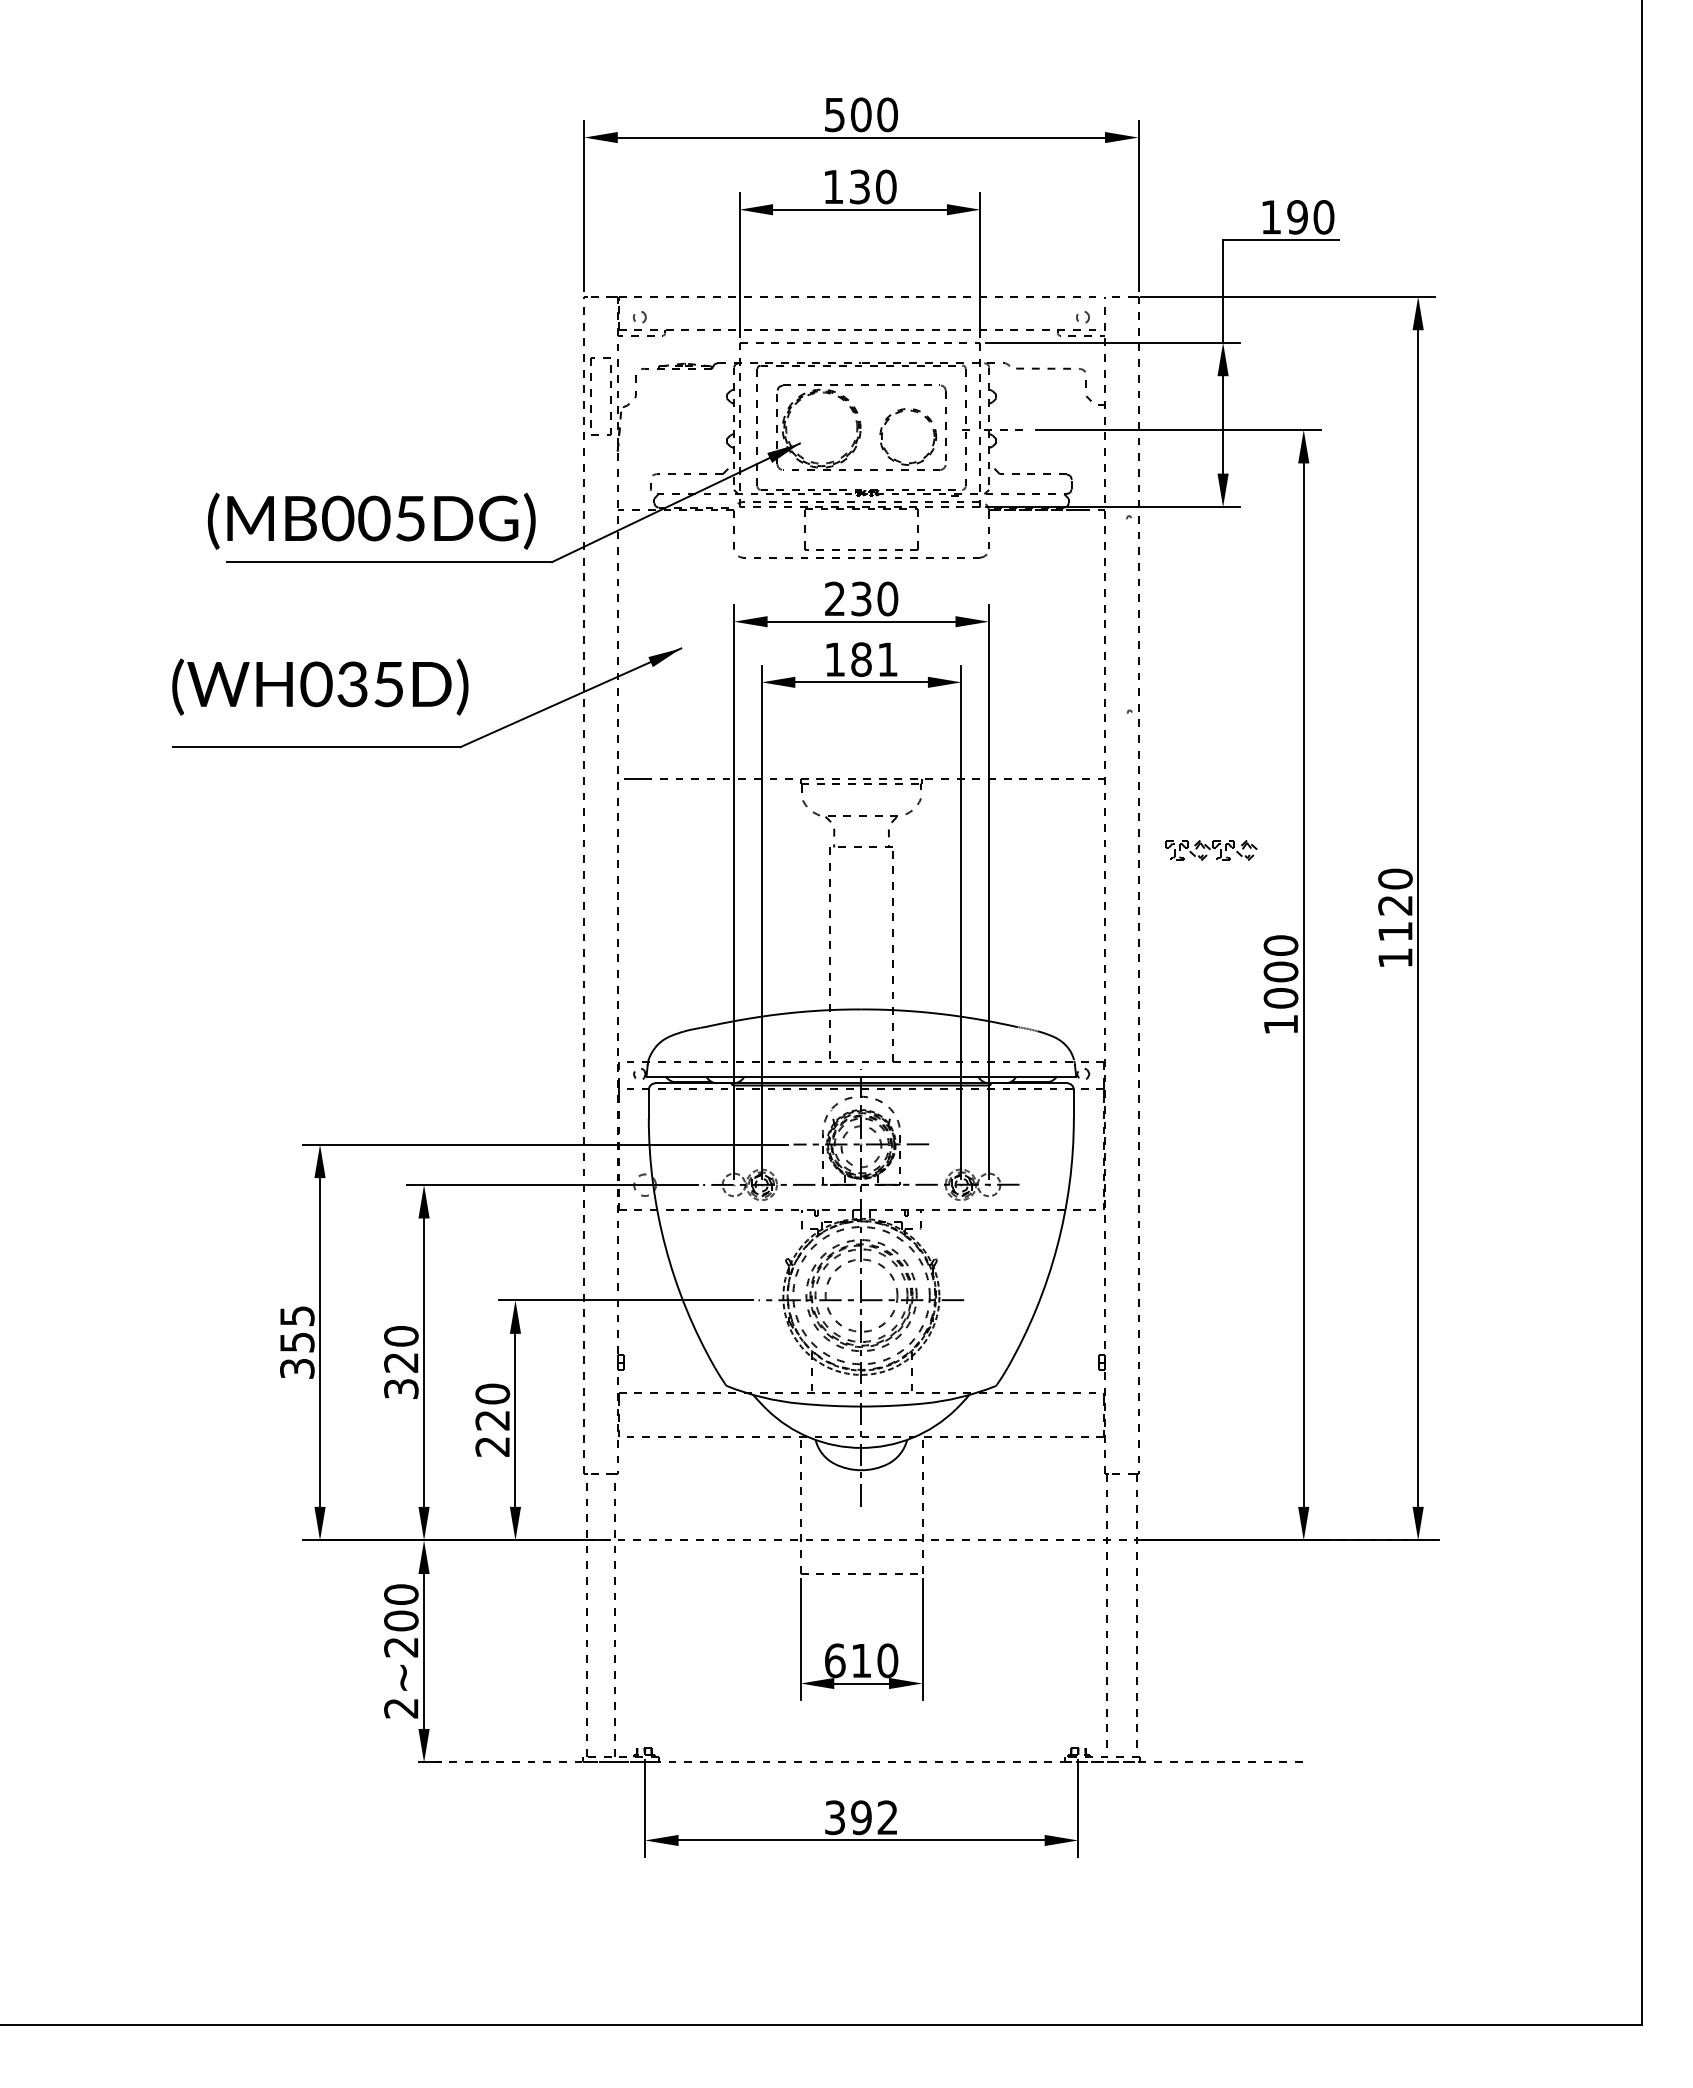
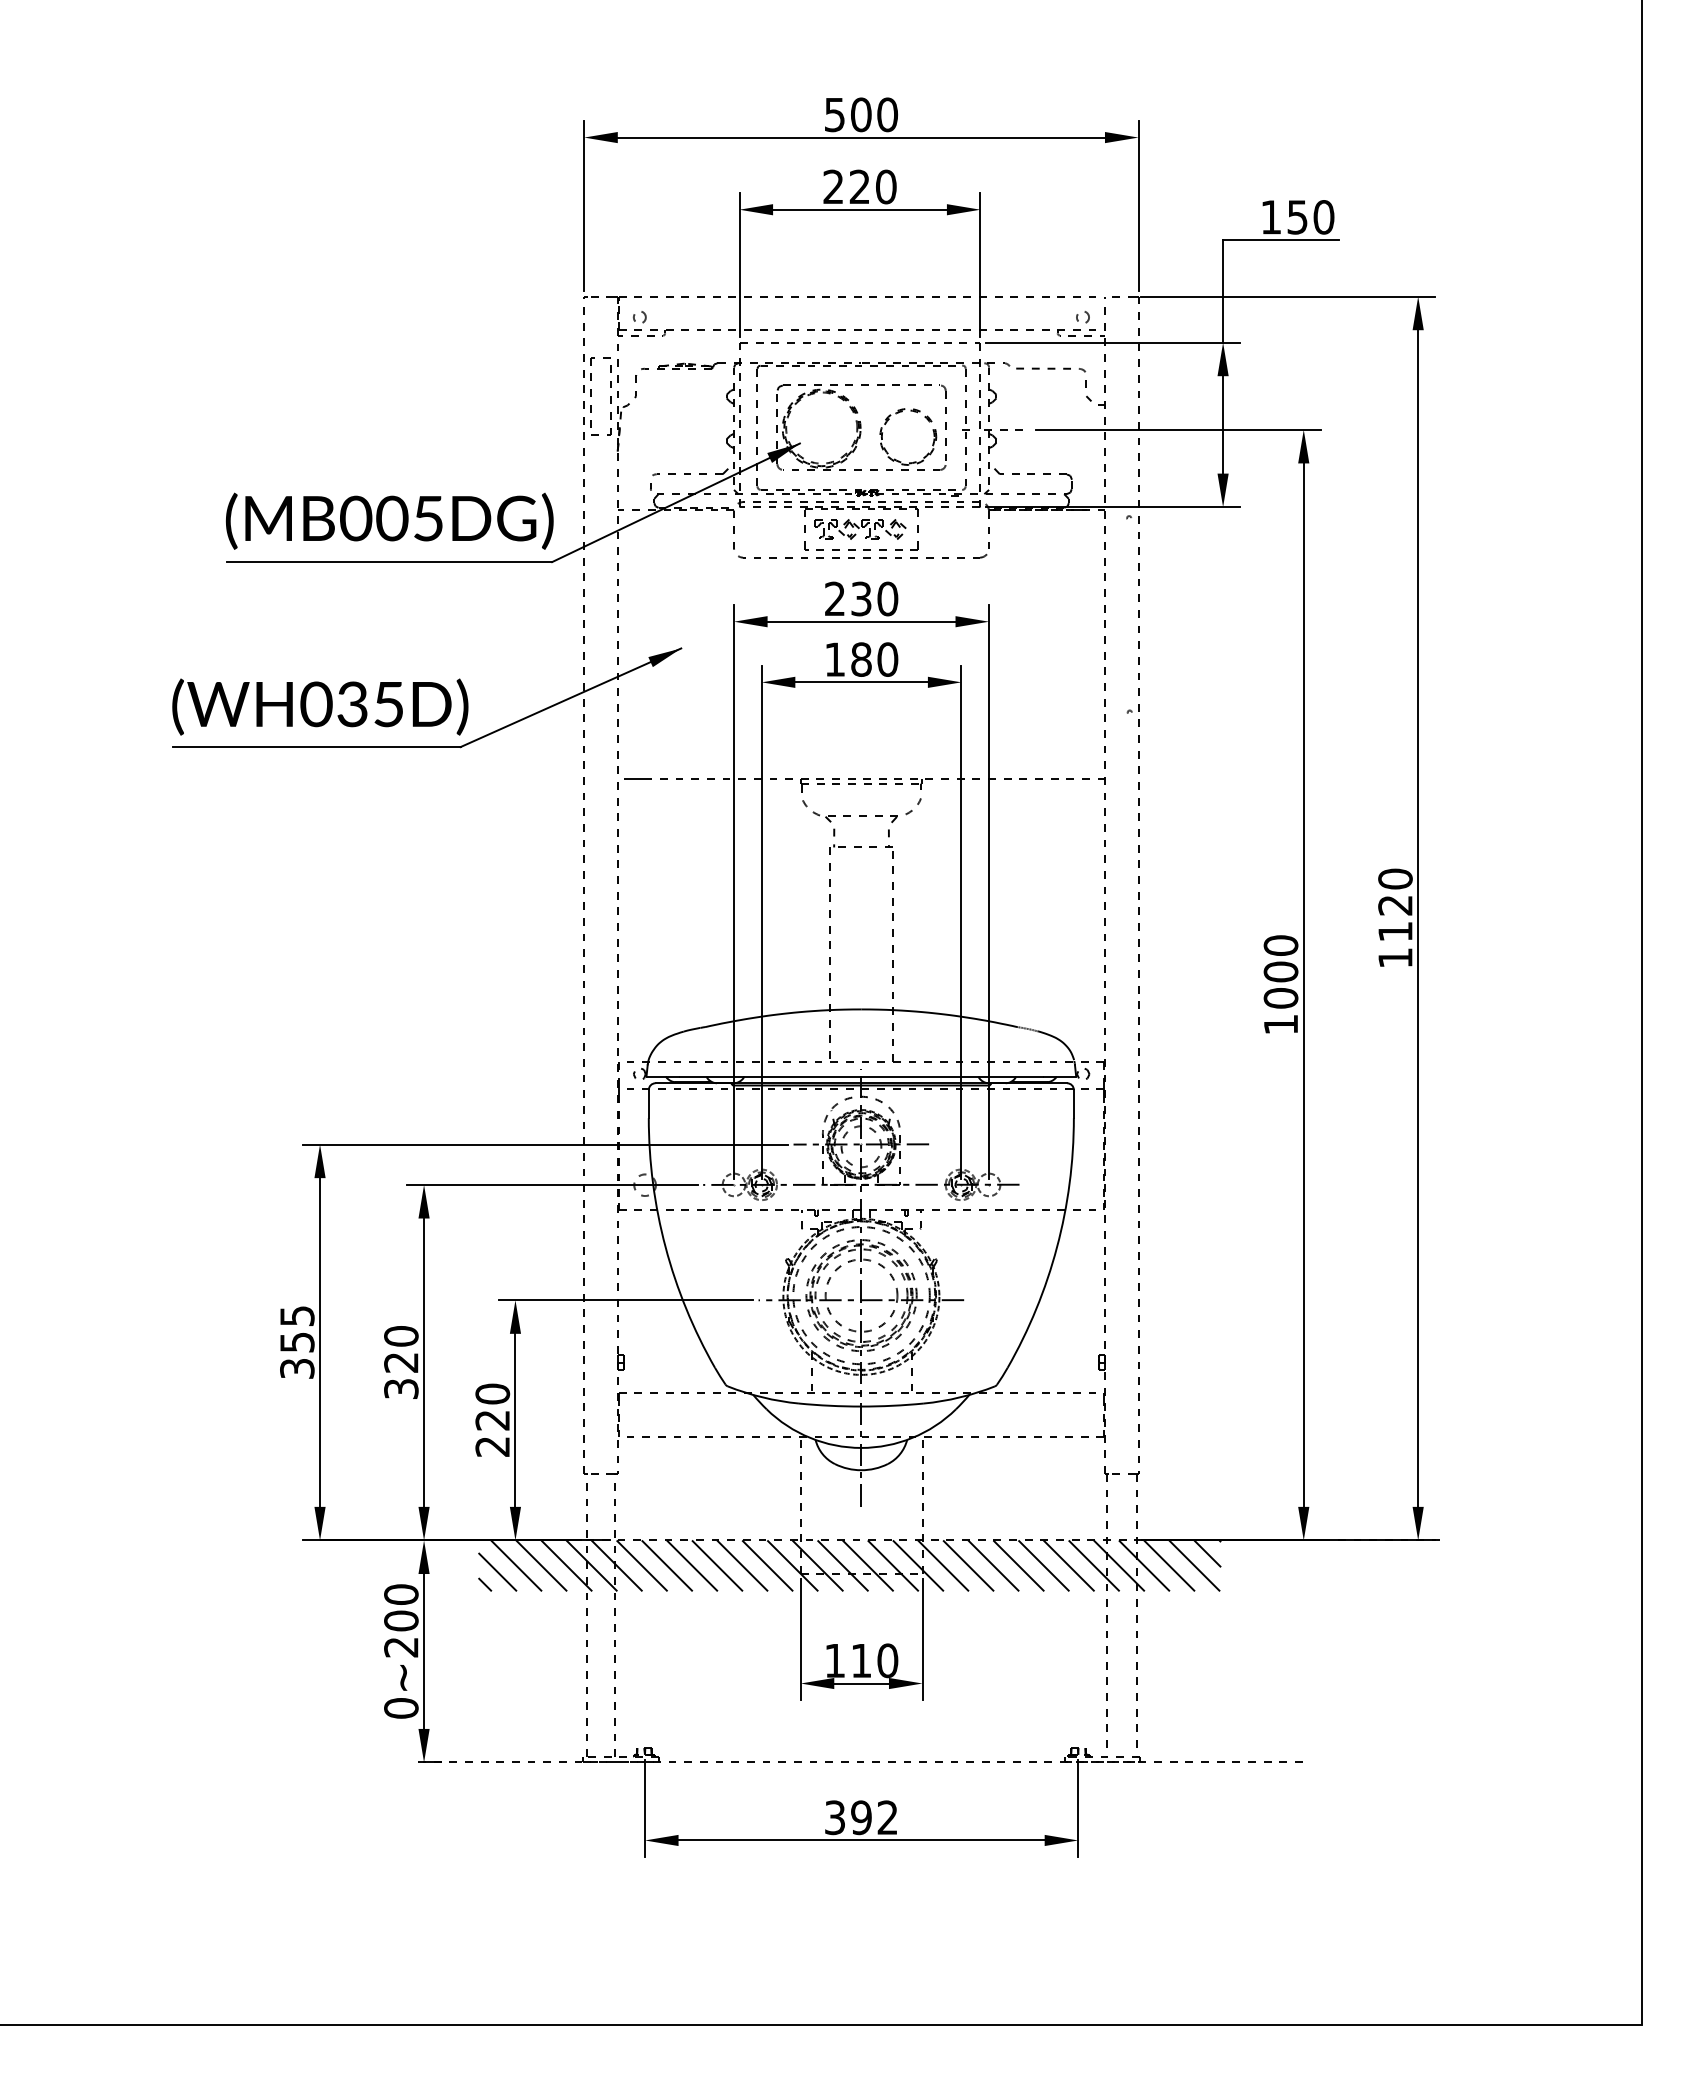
text: 130 -> 220 (846, 186)
text: 190 -> 150 (1297, 217)
text position: (371, 520) -> (389, 520) (389, 520)
text: 181 -> 180 (887, 659)
text position: (320, 686) -> (320, 706) (320, 706)
part position: (1211, 850) -> (860, 529) (860, 529)
hatch: none -> present (849, 1565)
text: 610 -> 110 (835, 1660)
text: 2~200 -> 0~200 (401, 1708)
